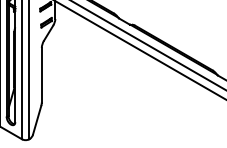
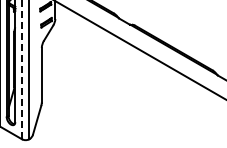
line: present -> none (148, 45)
line: solid -> dashed (22, 69)
